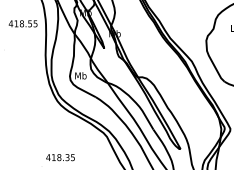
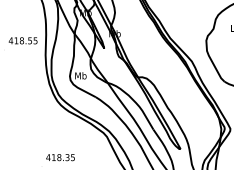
text position: (22, 23) -> (22, 40) (22, 40)
